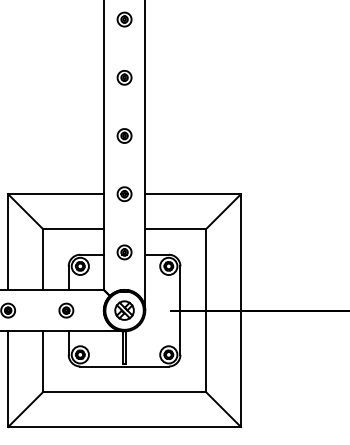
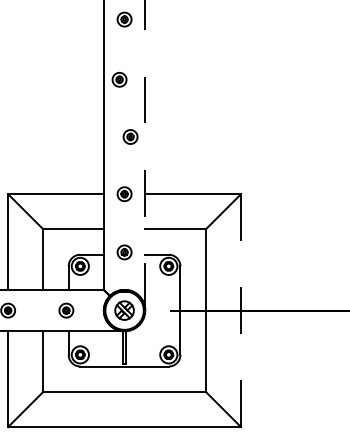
part position: (124, 77) -> (119, 79) (119, 79)
part position: (124, 135) -> (130, 136) (130, 136)
line: solid -> dashed (145, 154)
line: solid -> dashed (241, 310)
